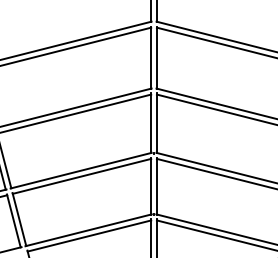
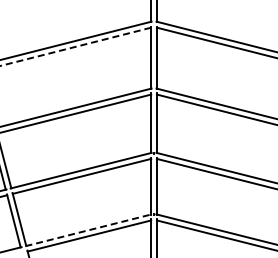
line: solid -> dashed (75, 46)
line: solid -> dashed (89, 230)
